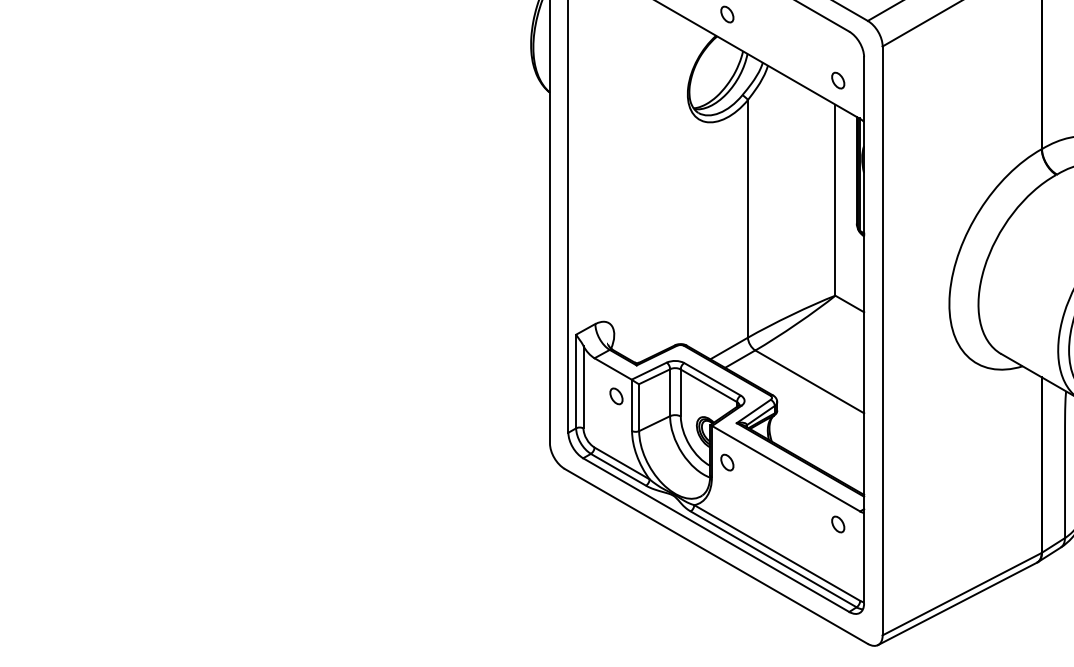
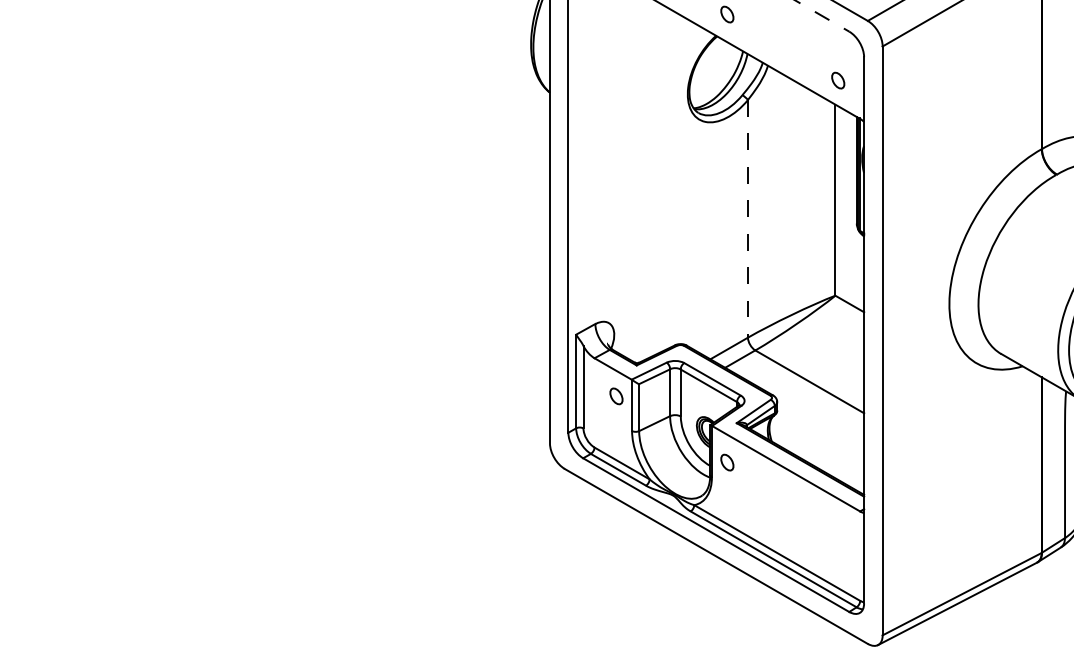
line: solid -> dashed (822, 16)
line: solid -> dashed (747, 218)
part: present -> none (838, 524)
